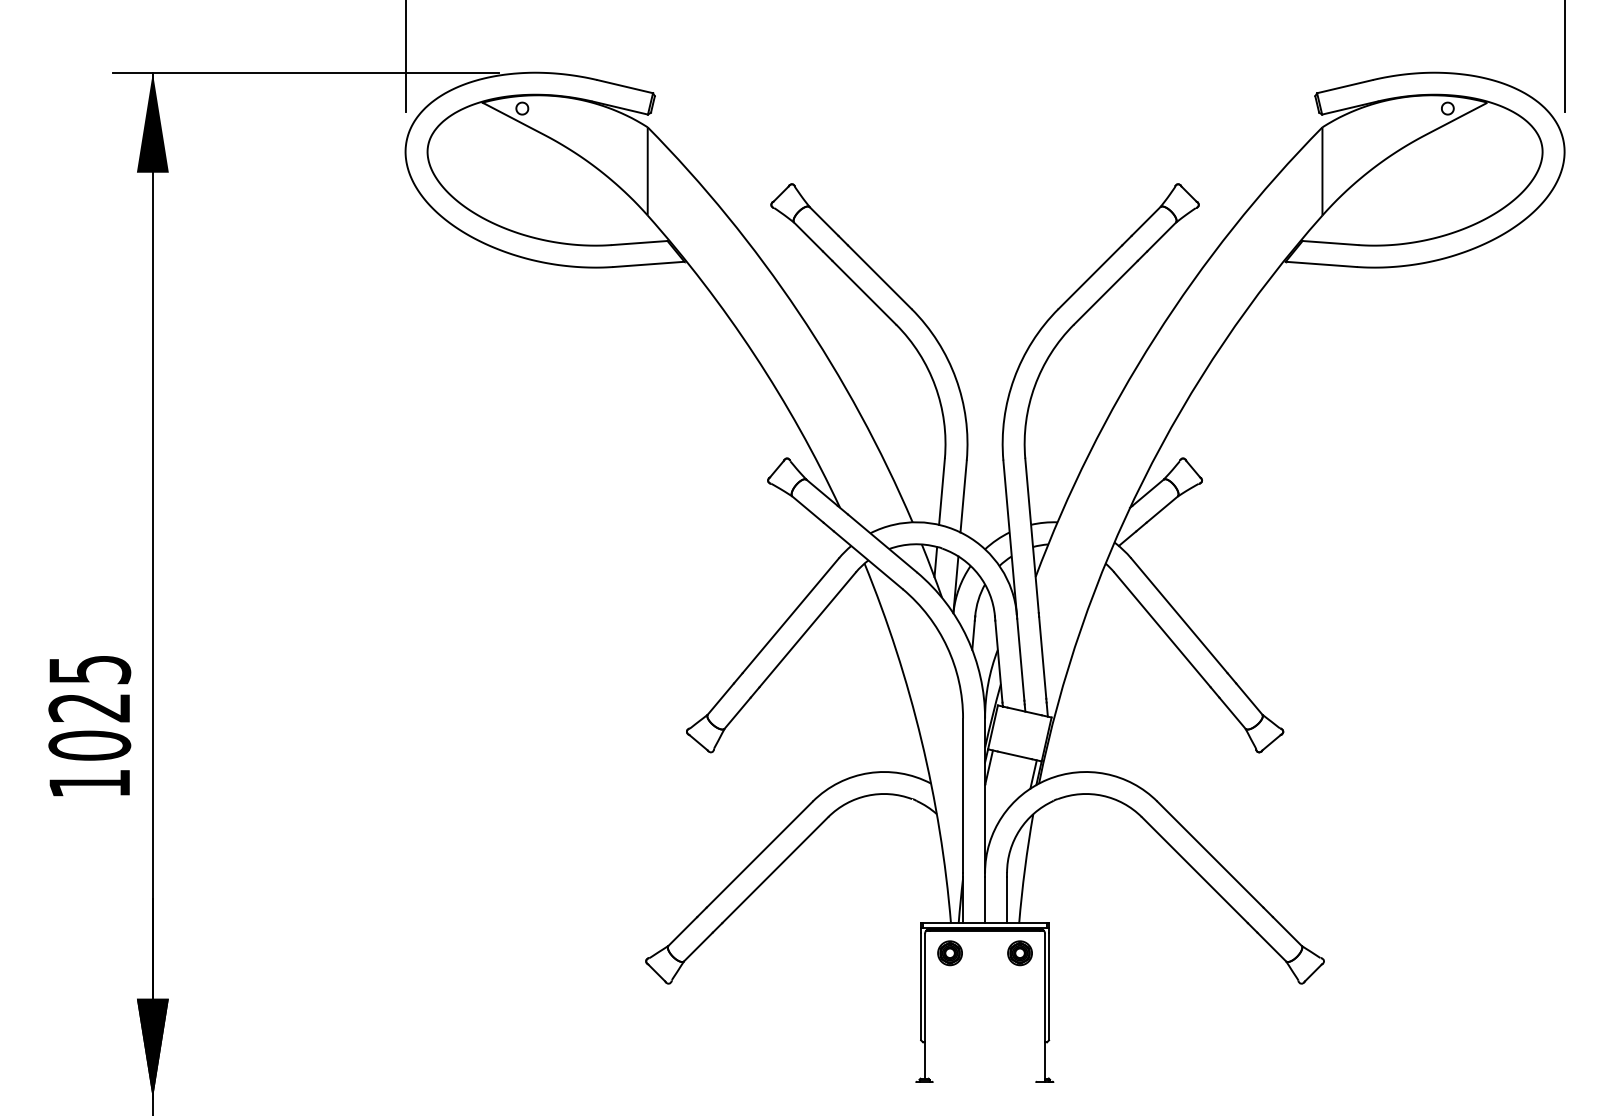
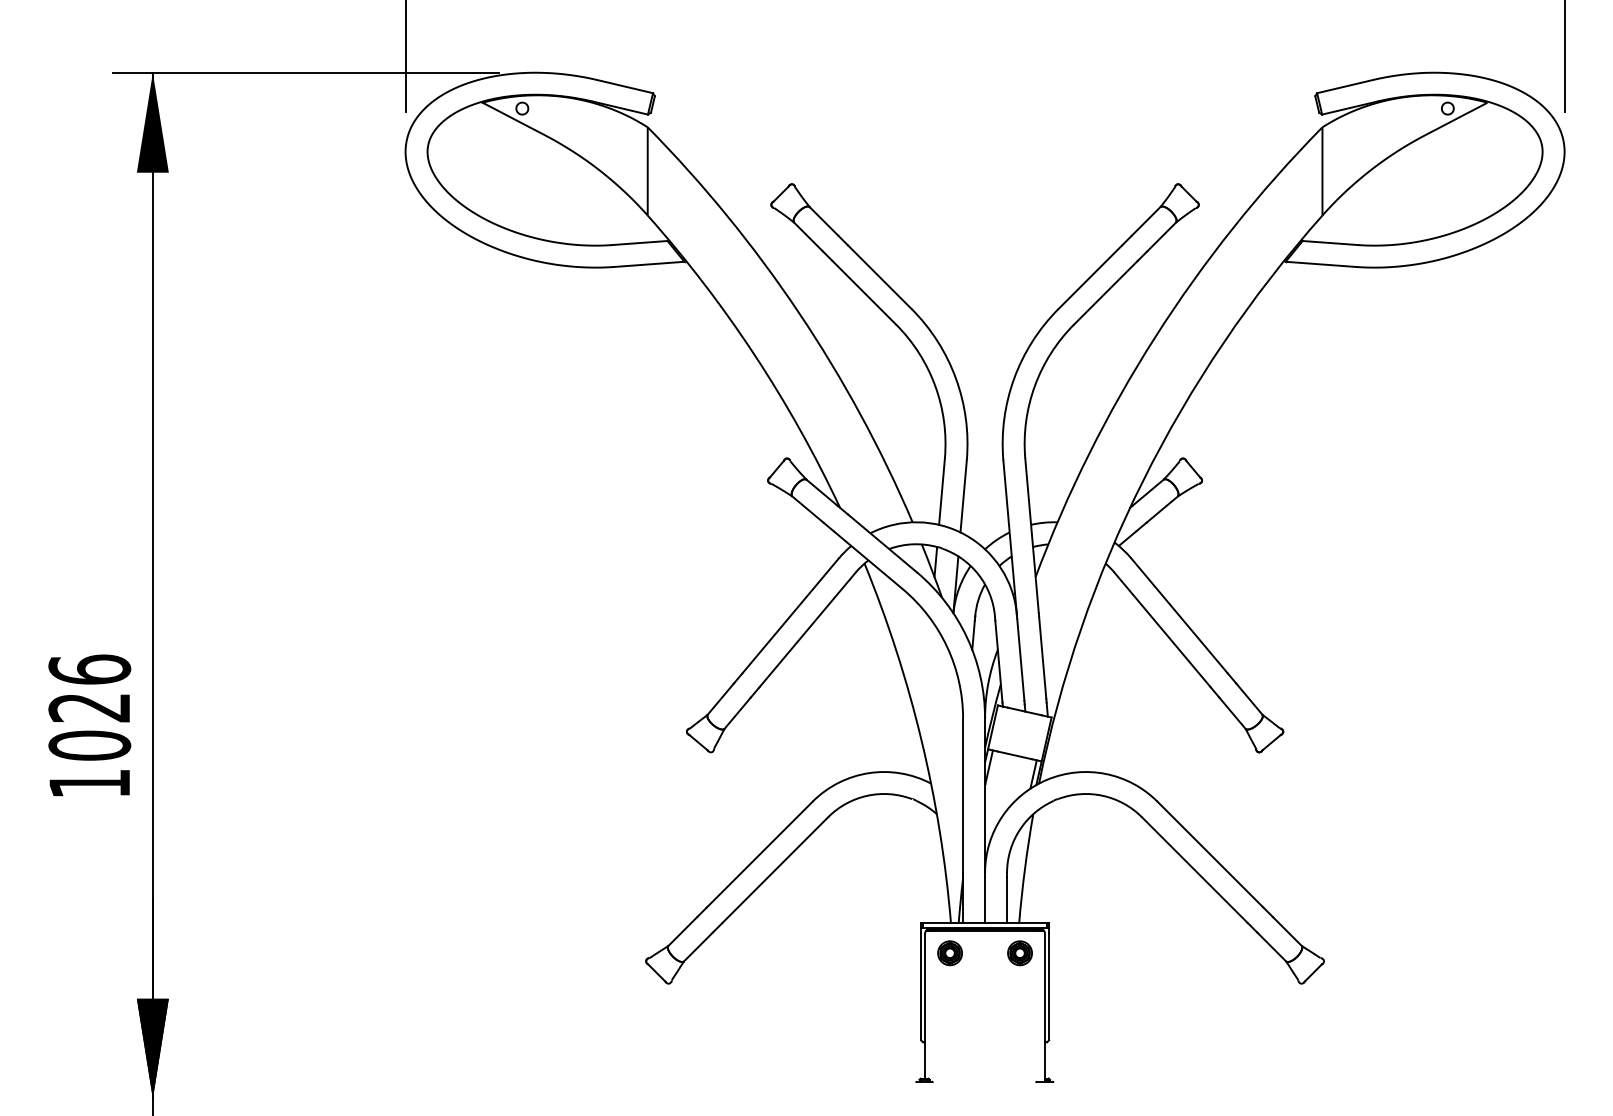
text: 1025 -> 1026 (89, 669)
